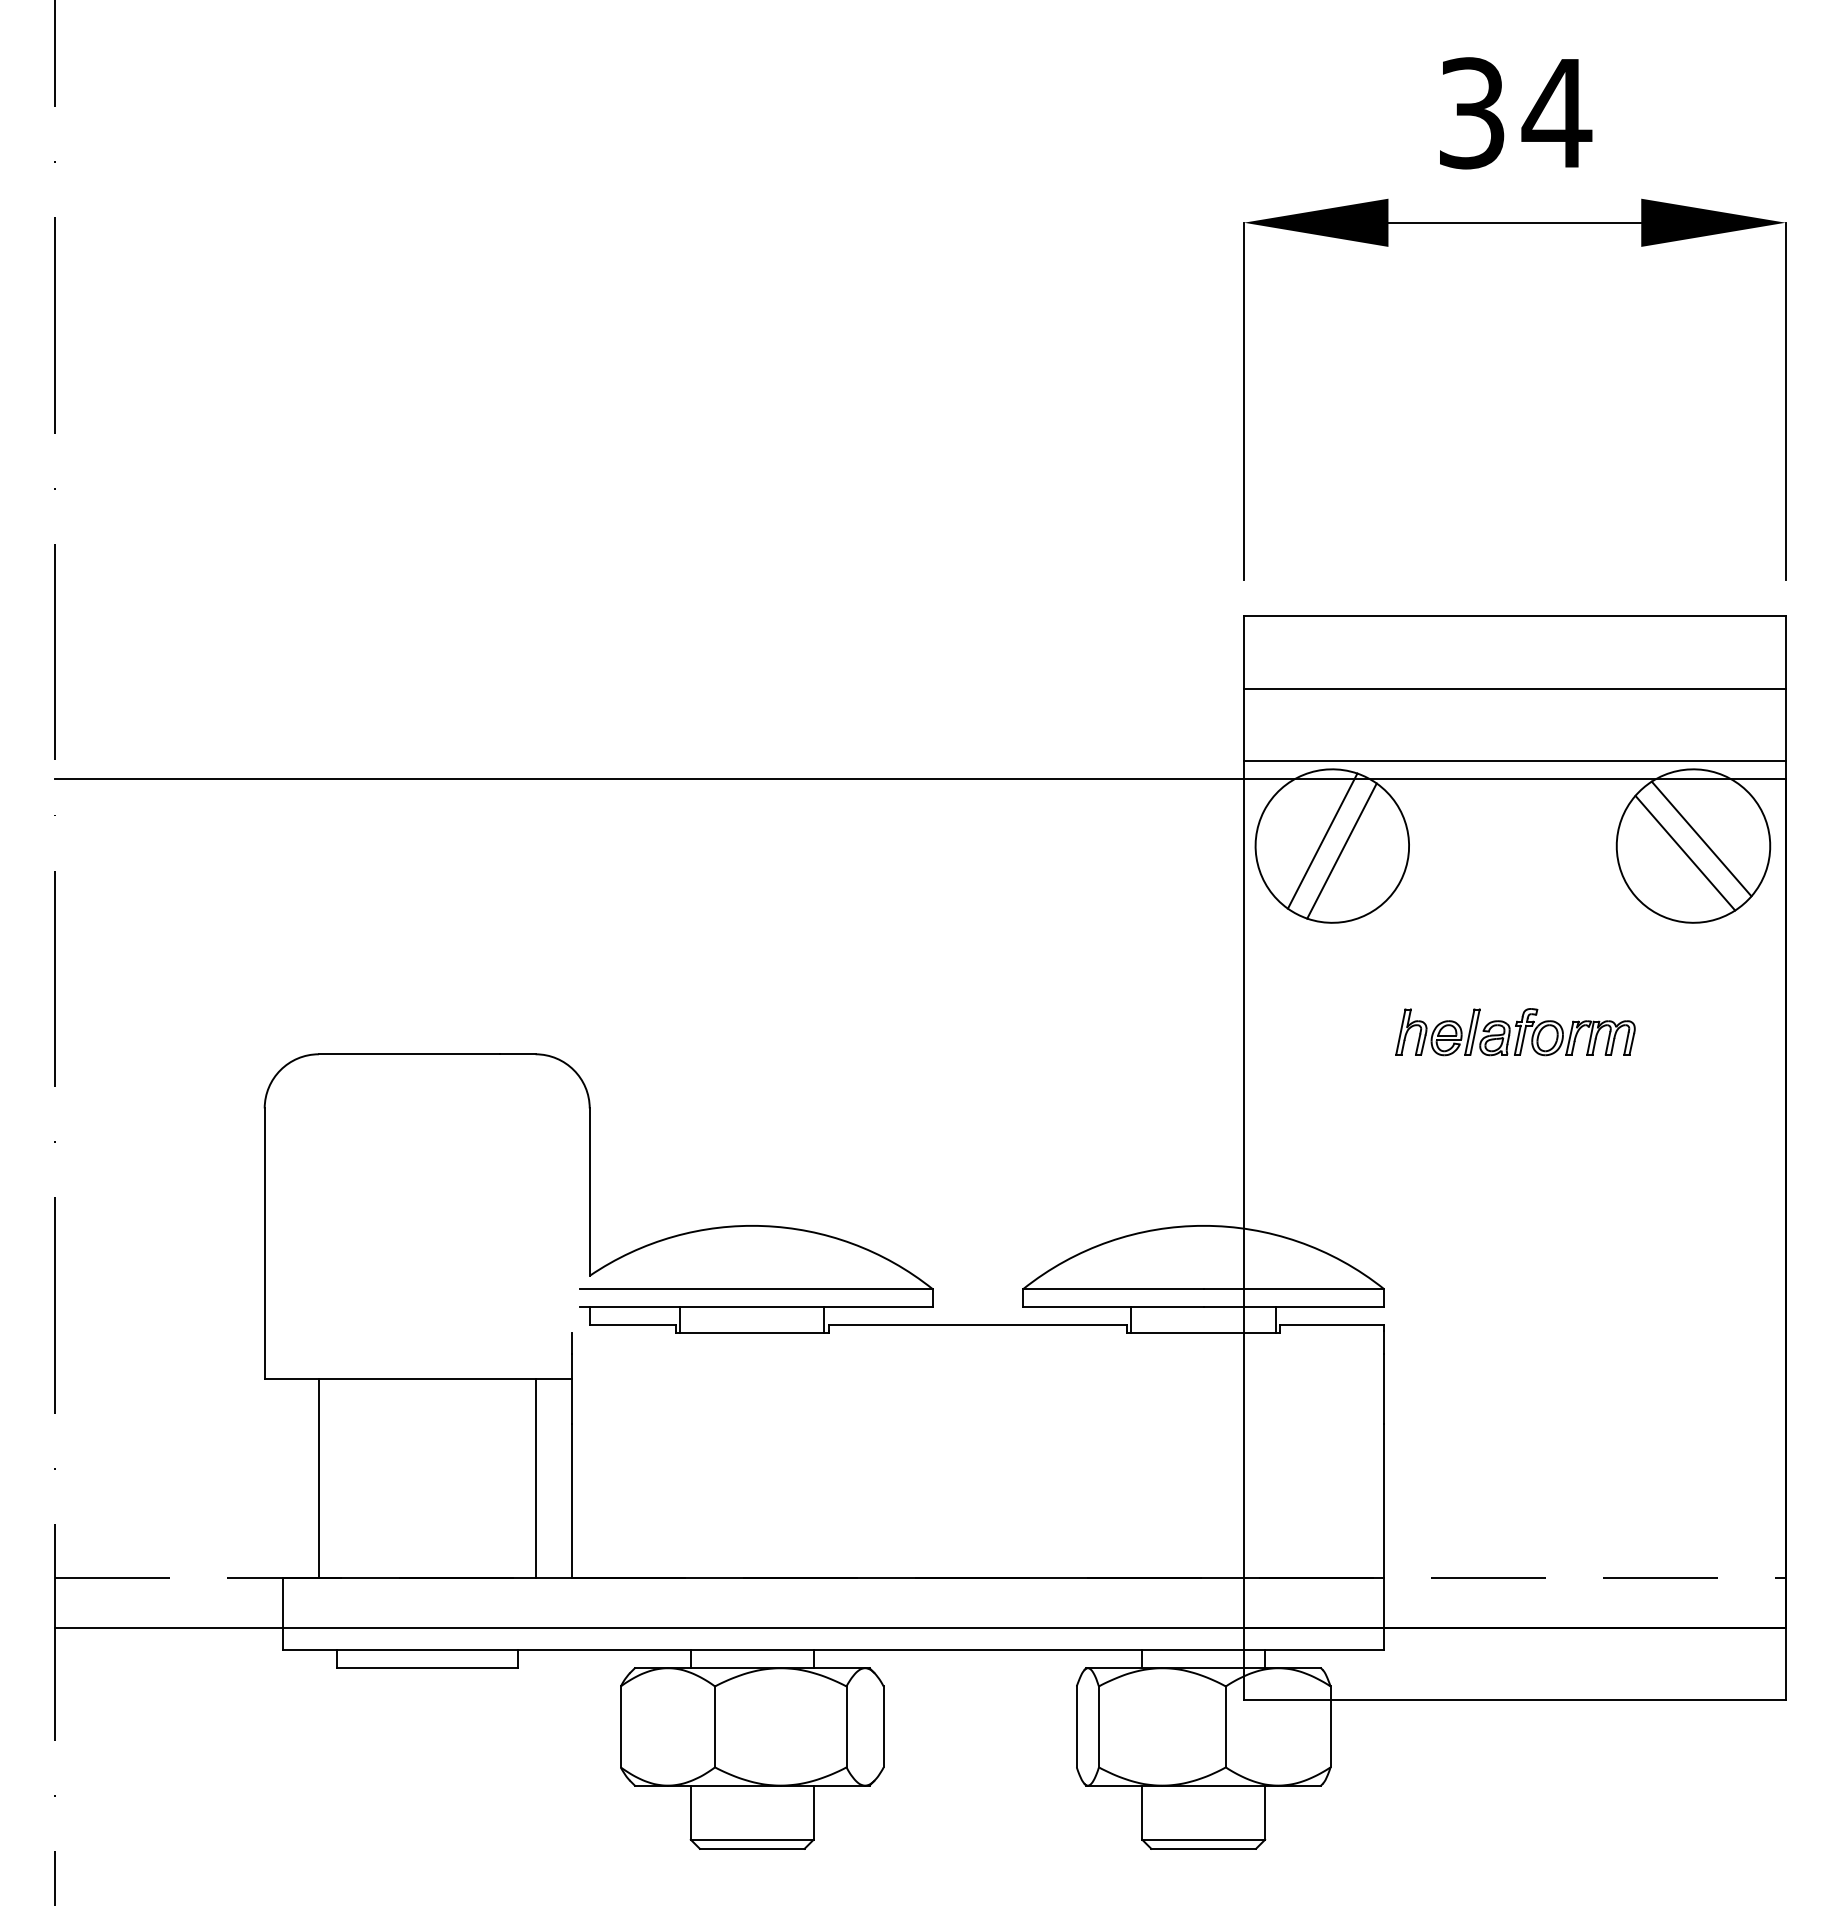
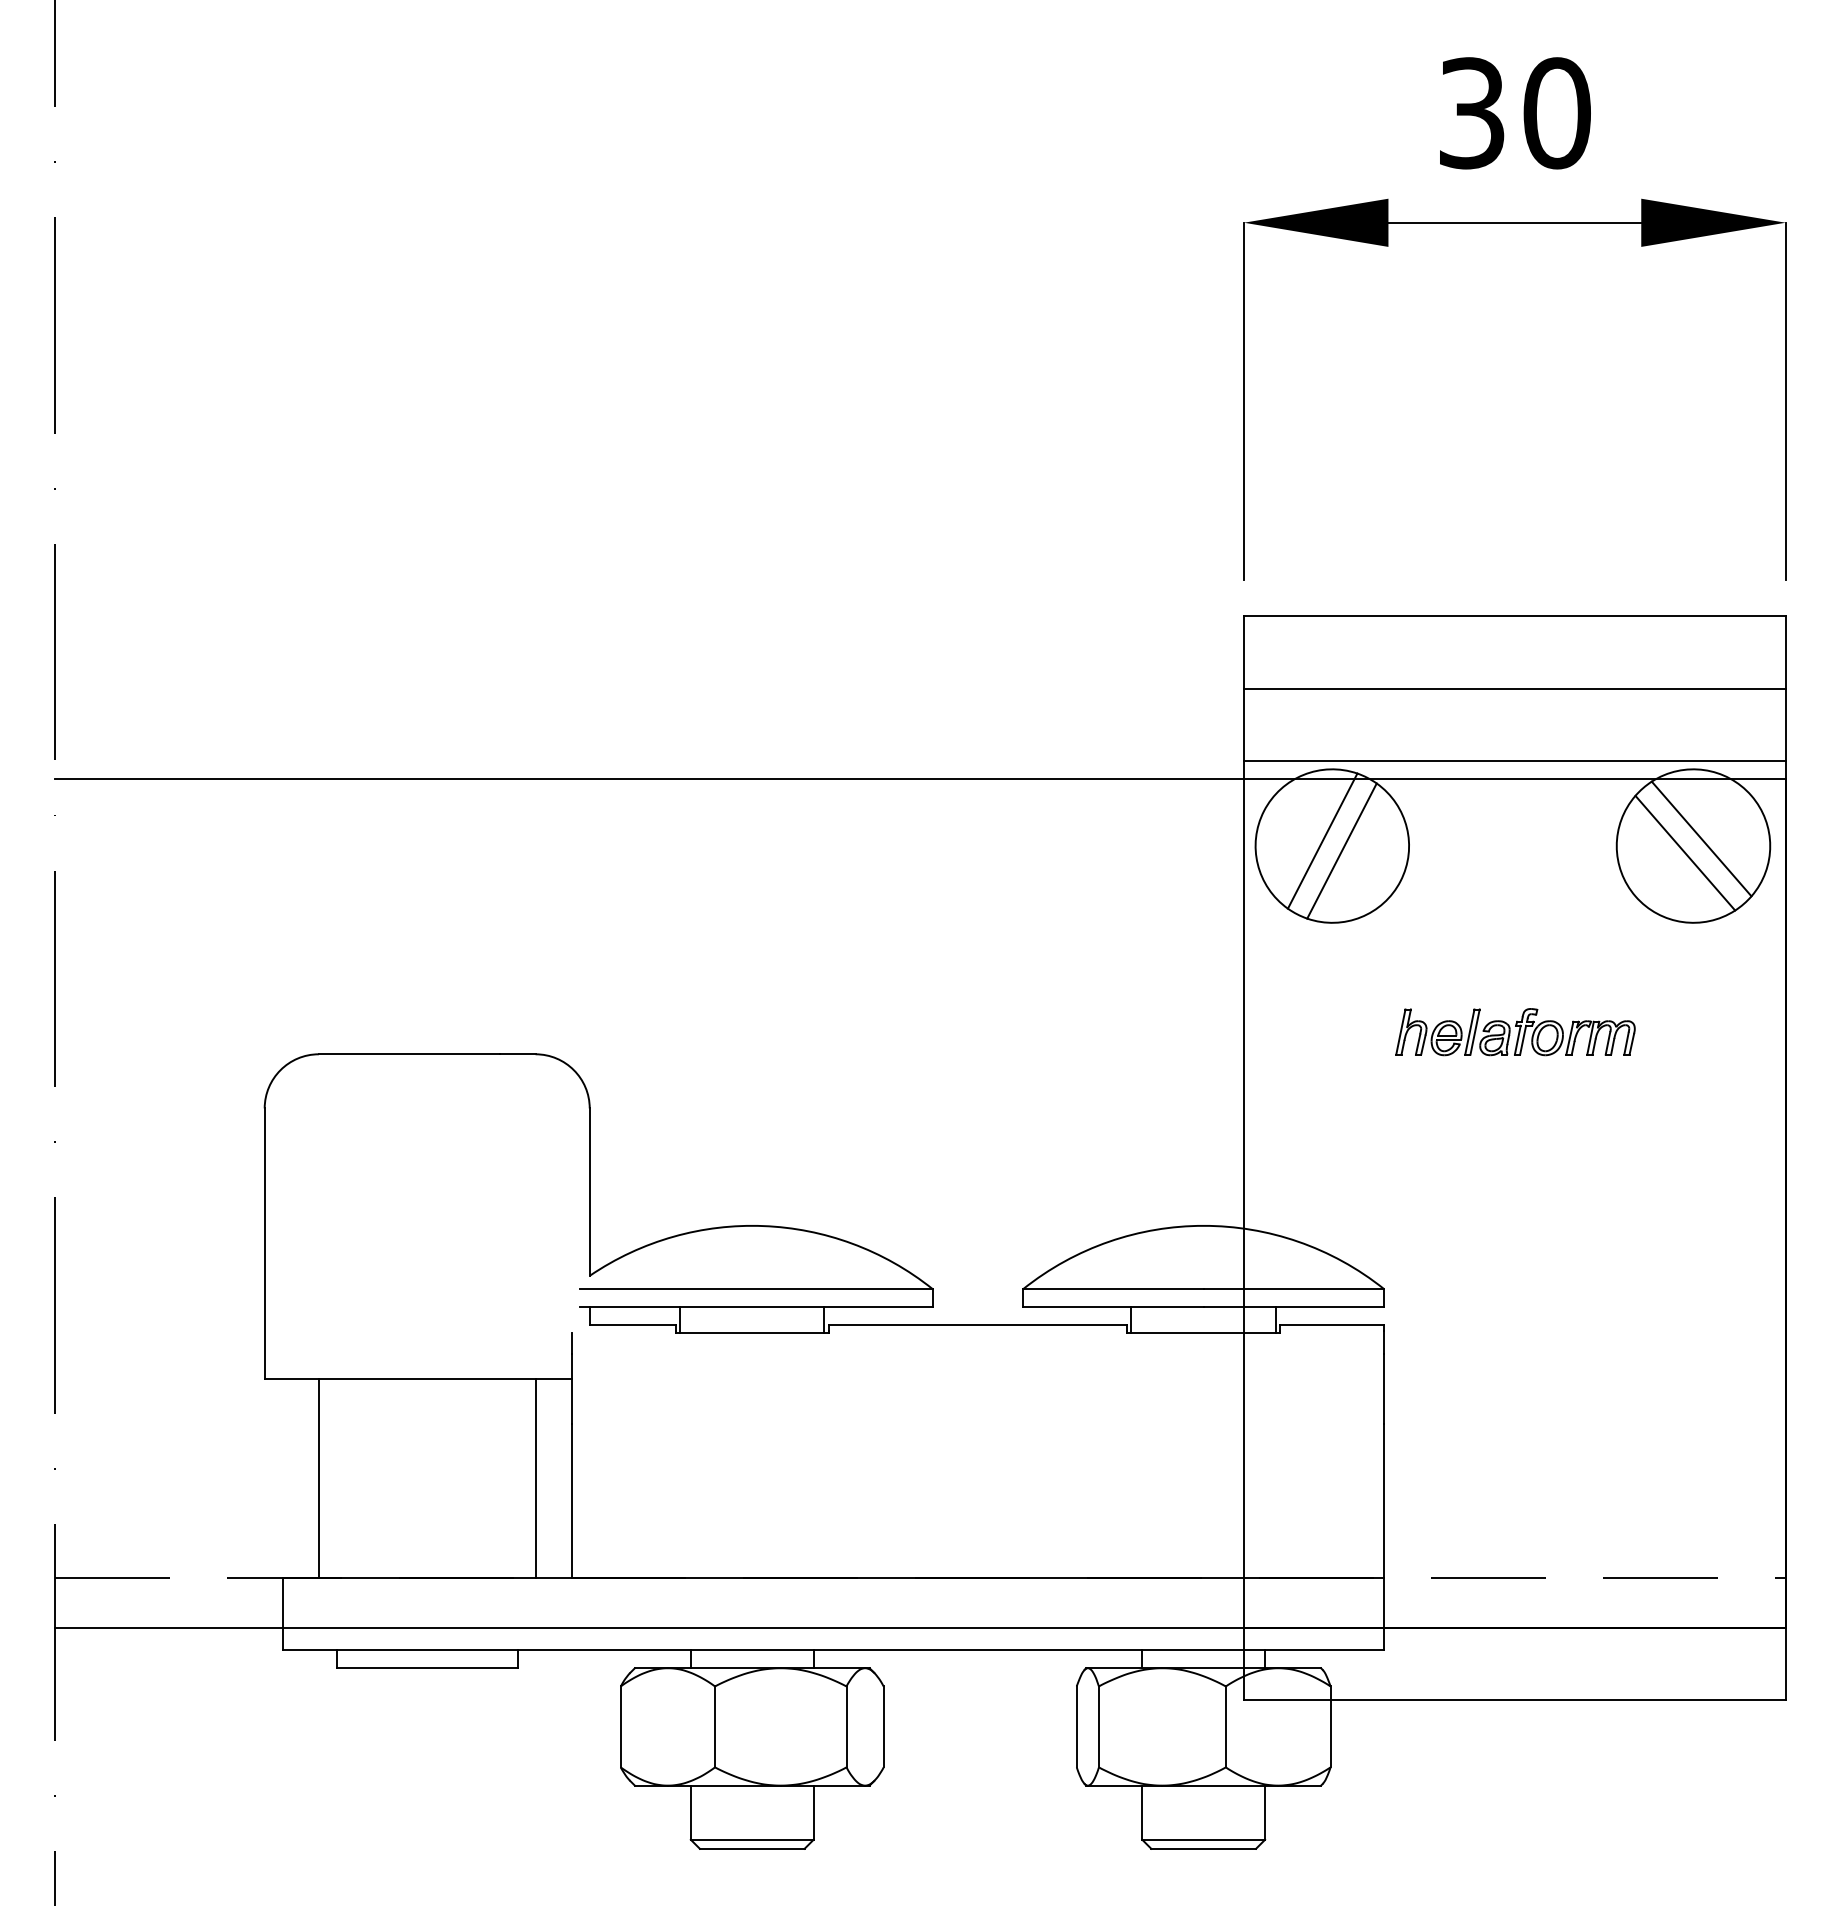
text: 34 -> 30 (1556, 113)
